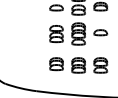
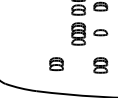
part: present -> none (56, 7)
part: present -> none (56, 34)
part: present -> none (78, 65)
